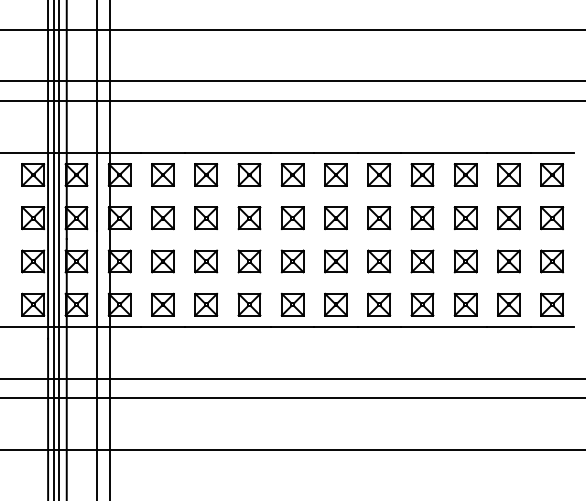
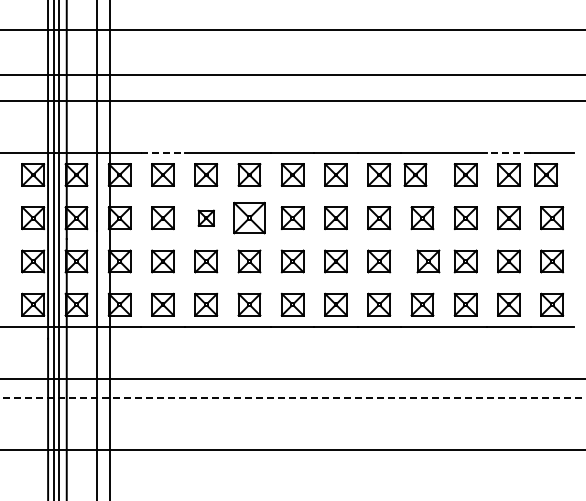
line position: (292, 81) -> (292, 75) (292, 75)
line: solid -> dashed (163, 152)
line: solid -> dashed (508, 152)
part position: (422, 174) -> (415, 174) (415, 174)
part position: (552, 174) -> (546, 174) (546, 174)
part size: 25x25 px -> 18x18 px (205, 217)
part size: 25x25 px -> 33x34 px (249, 217)
part position: (422, 261) -> (428, 261) (428, 261)
line: solid -> dashed (293, 398)
